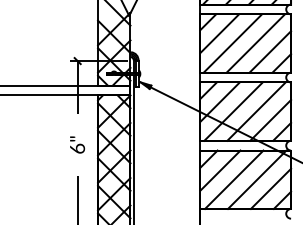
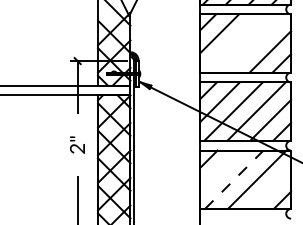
line: present -> none (232, 43)
line: present -> none (255, 43)
text: 6" -> 2" (77, 148)
line: present -> none (220, 170)
line: solid -> dashed (234, 179)
line: present -> none (270, 188)
